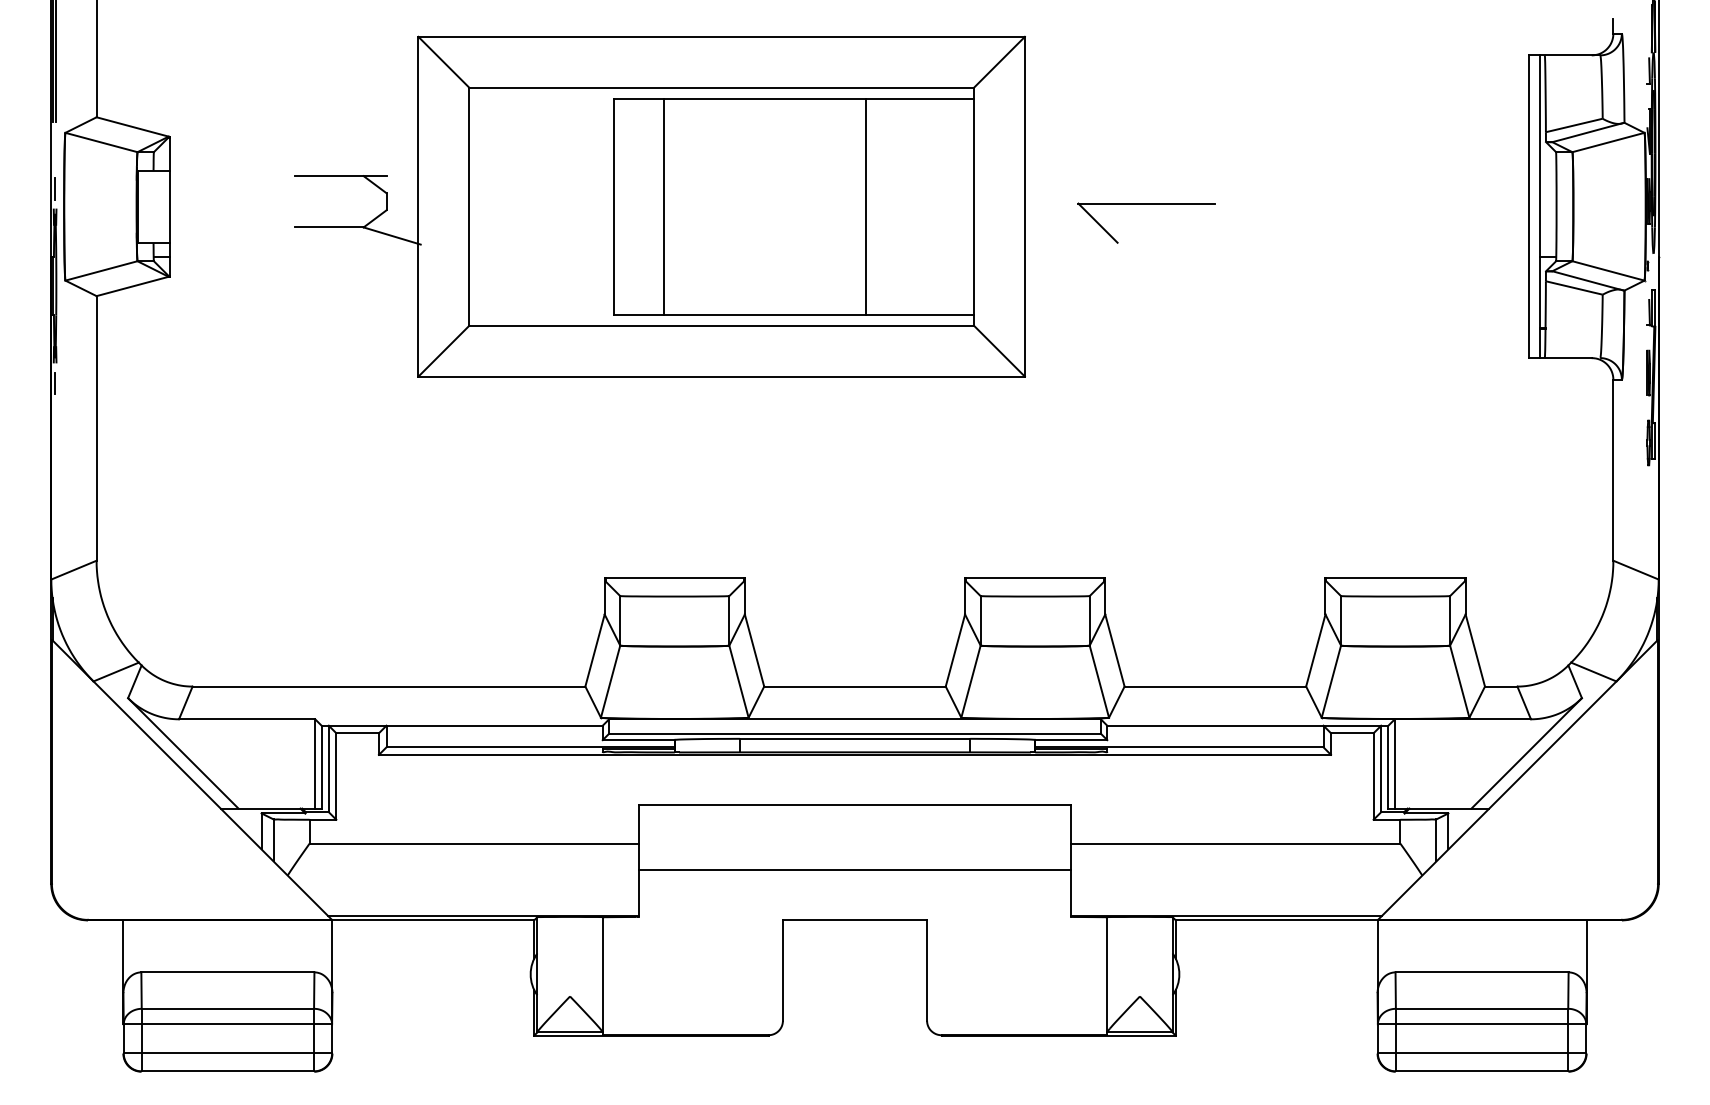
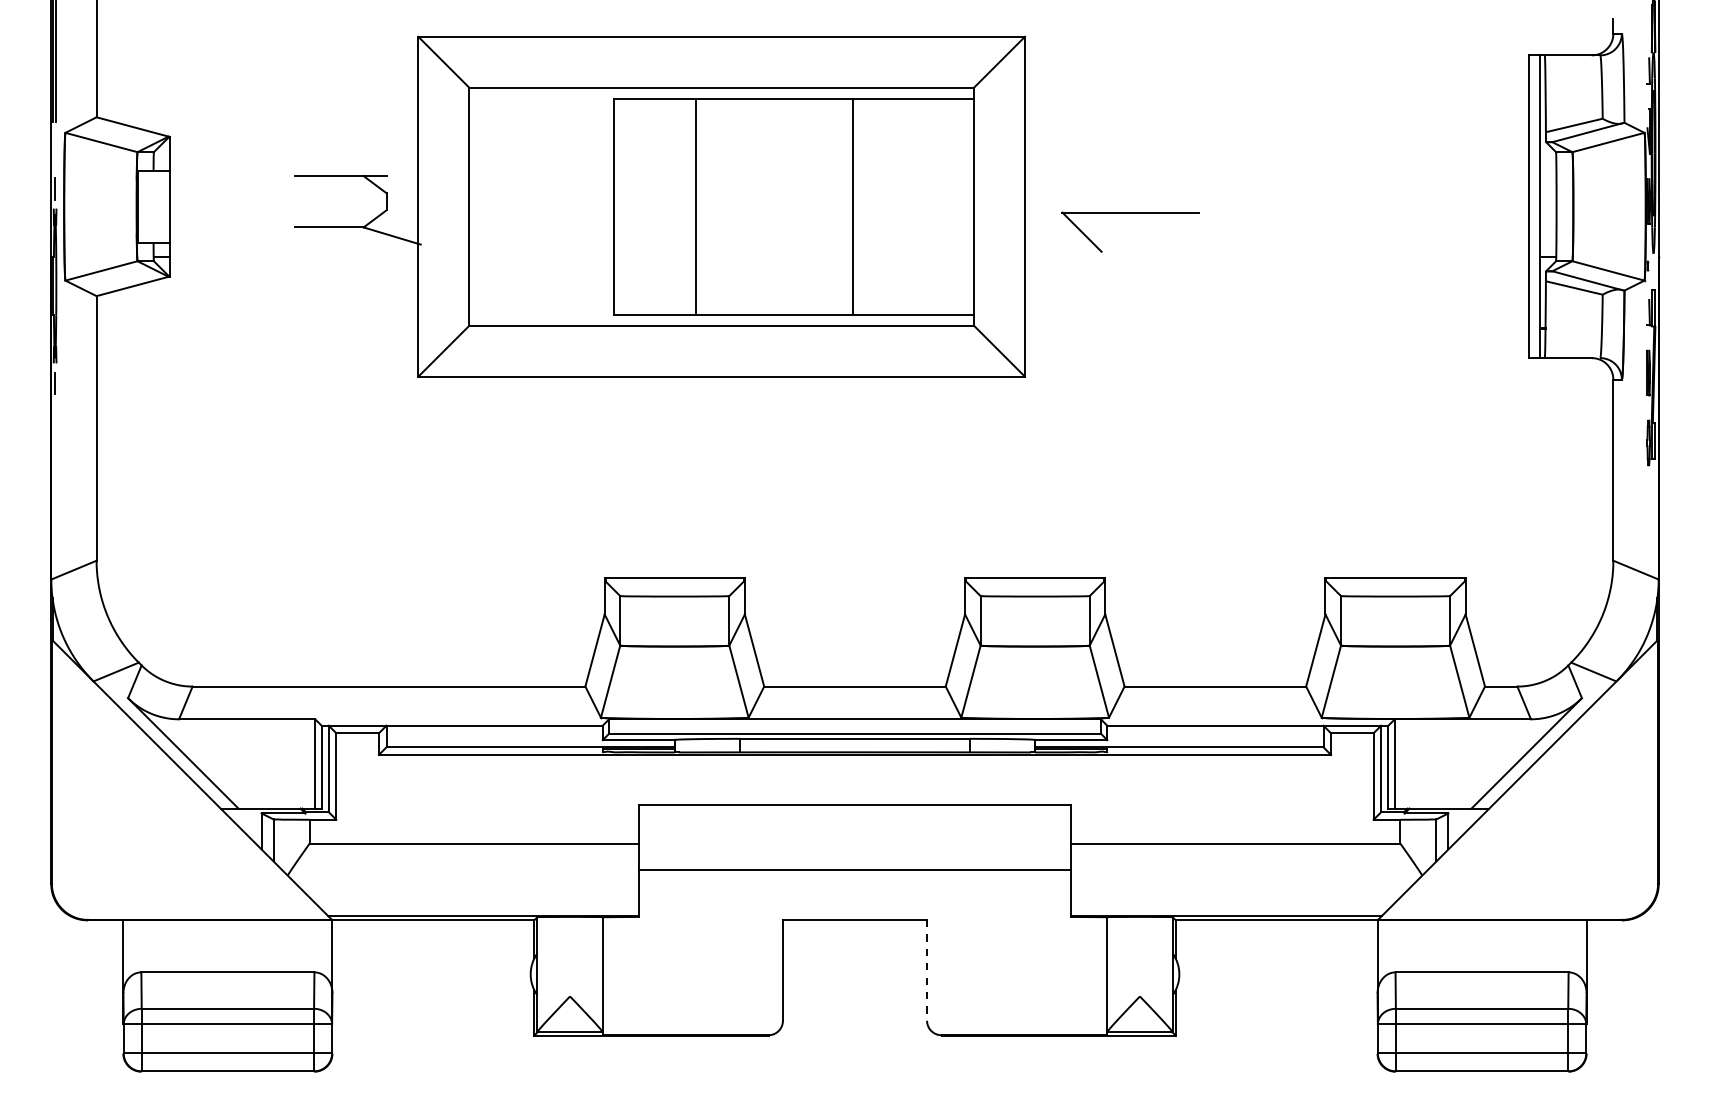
part position: (1146, 204) -> (1130, 213) (1130, 213)
line position: (664, 206) -> (696, 206) (696, 206)
line position: (865, 206) -> (852, 206) (852, 206)
line: solid -> dashed (927, 970)
